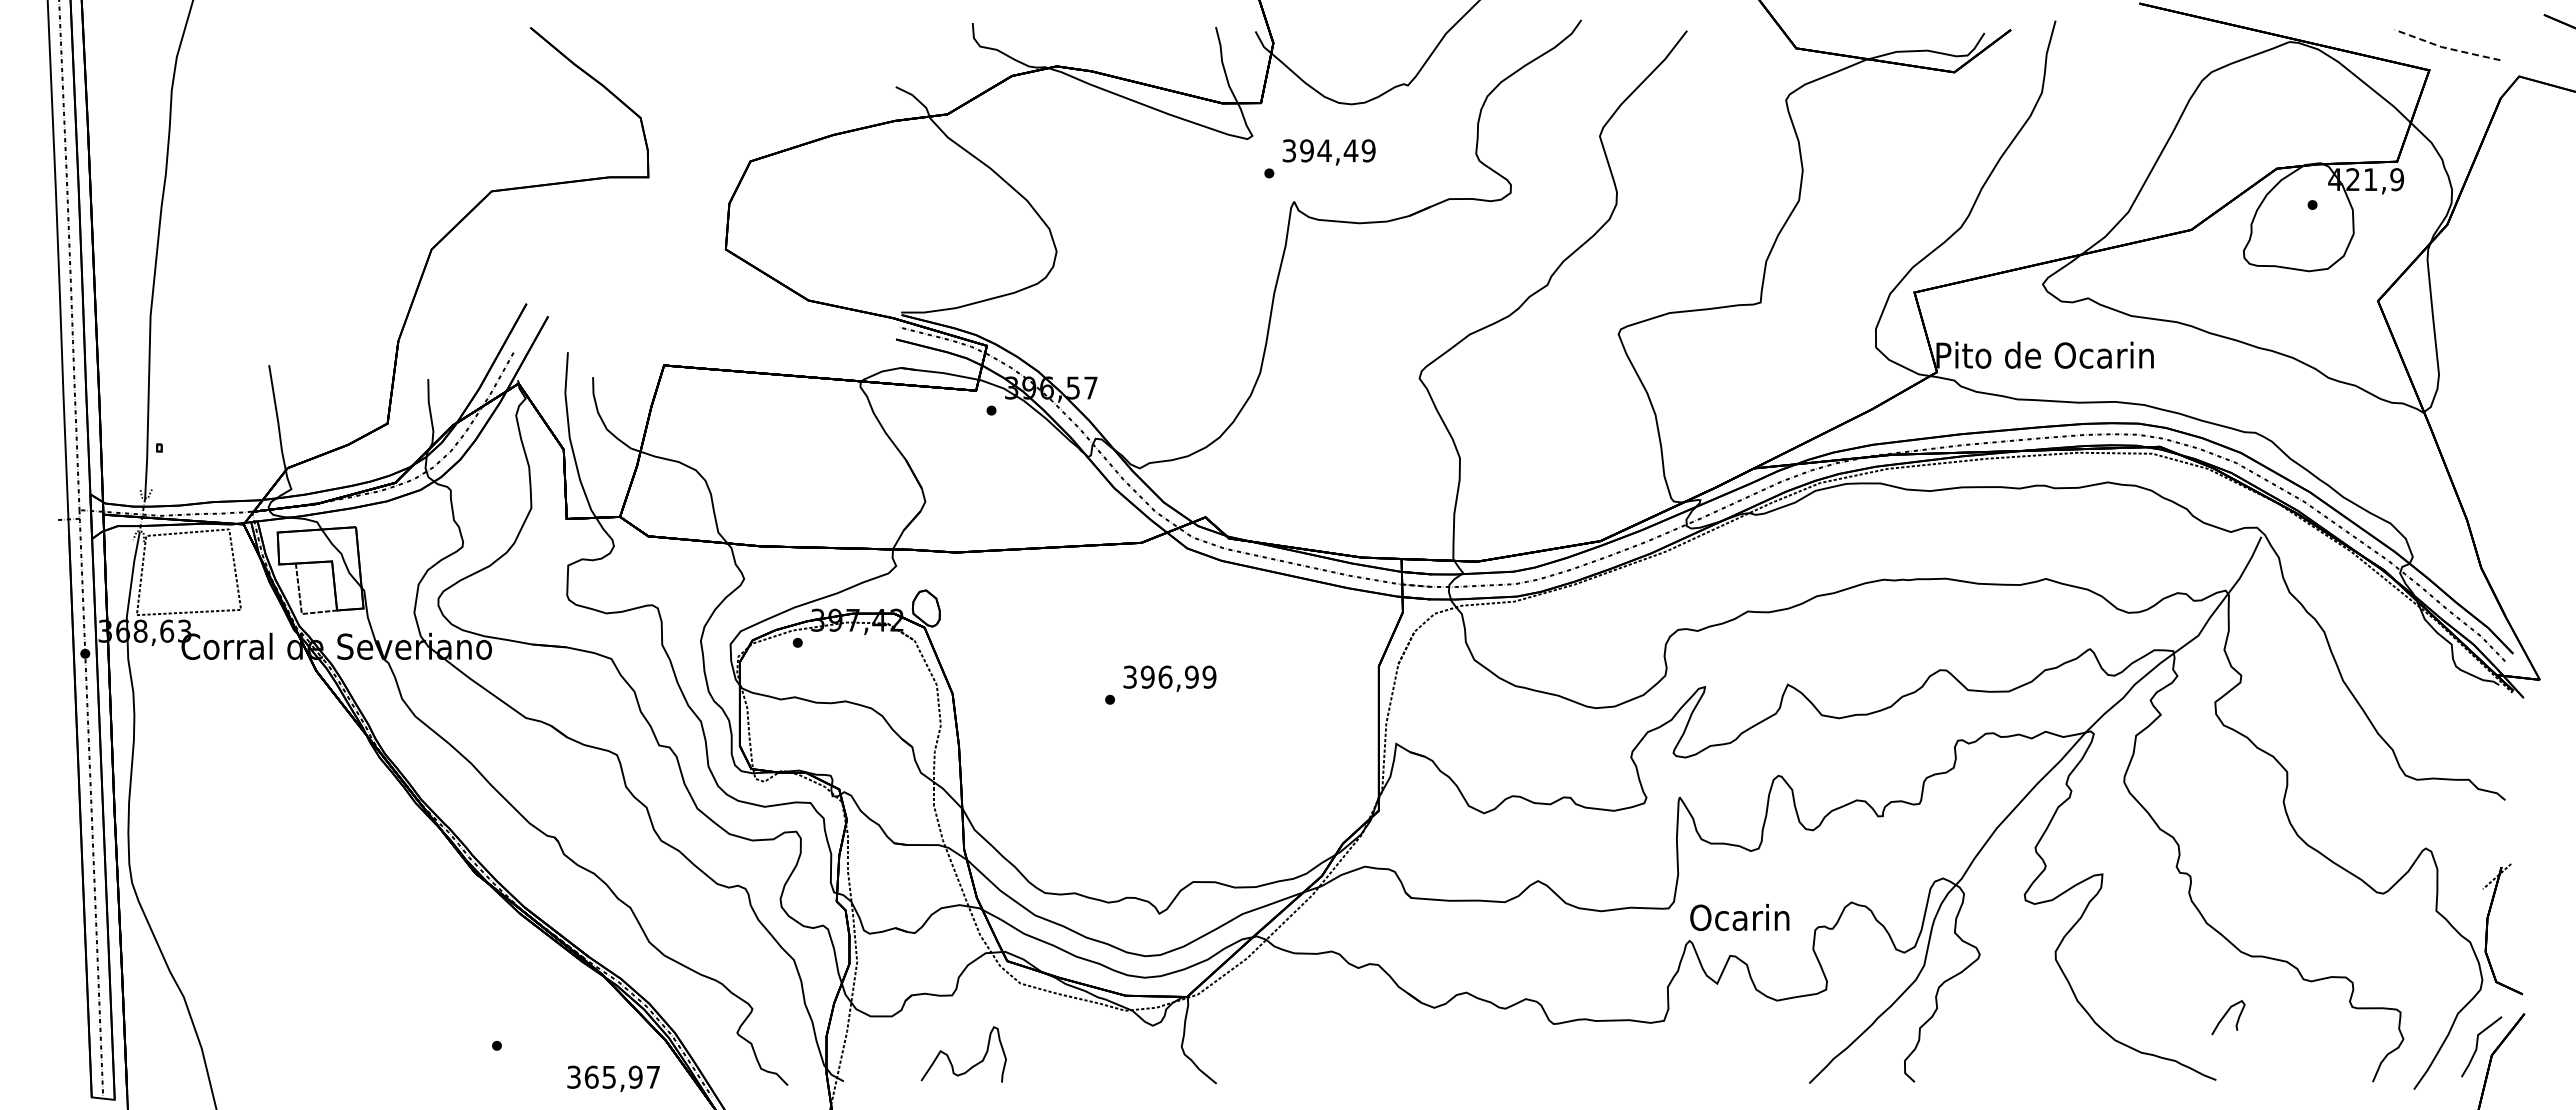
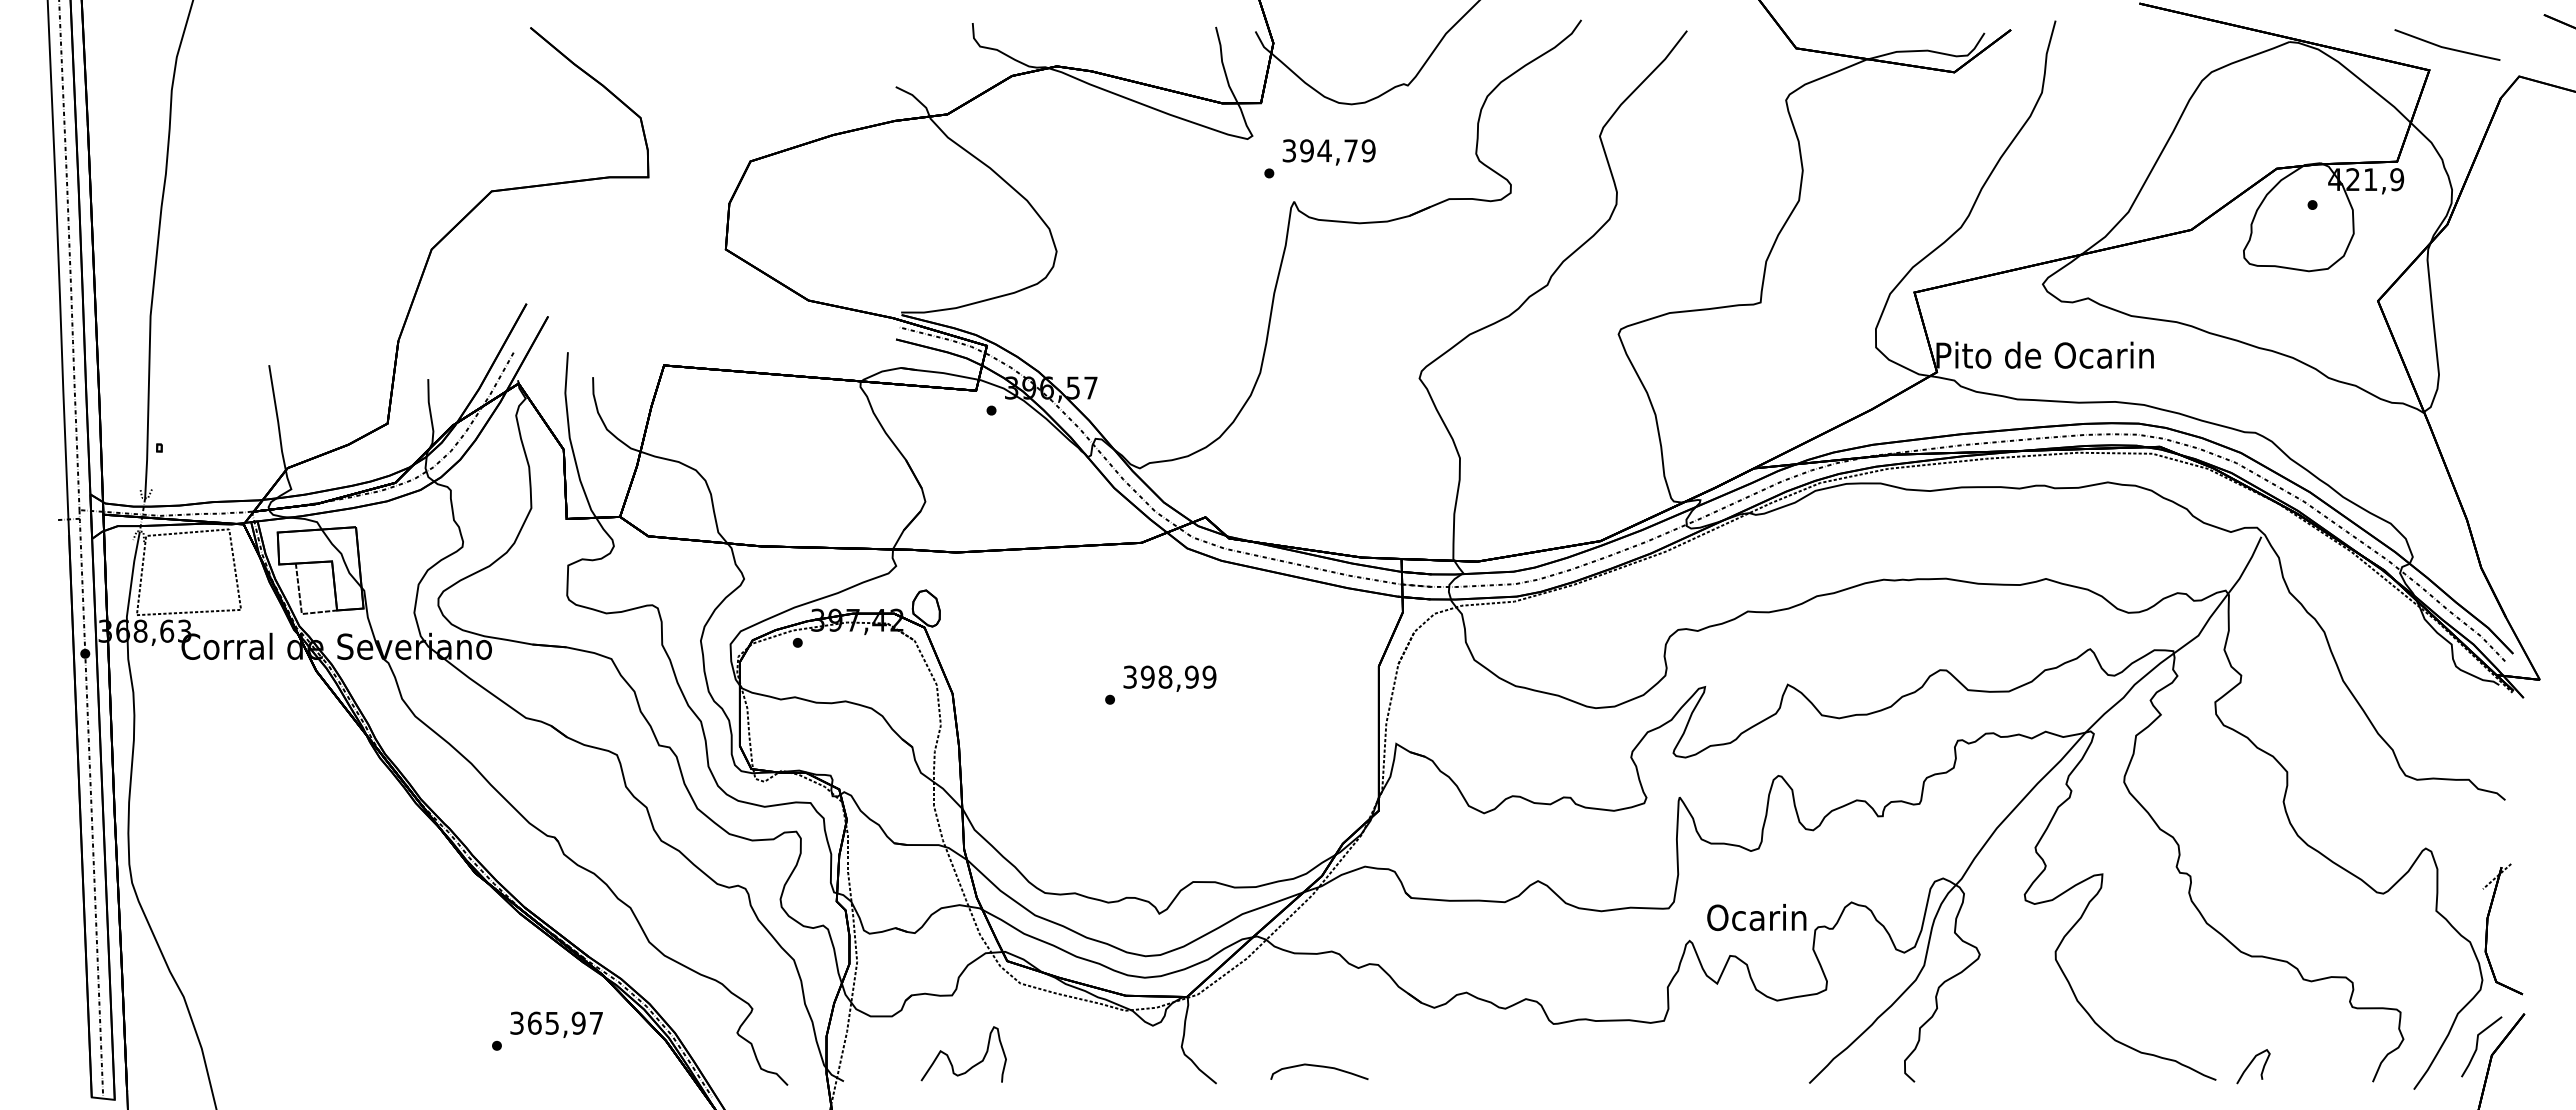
line: dashed -> solid (2446, 48)
text: 394,49 -> 394,79 (1350, 150)
text: 396,99 -> 398,99 (1165, 676)
text position: (1739, 917) -> (1756, 917) (1756, 917)
curve position: (2225, 1016) -> (2250, 1065) (2250, 1065)
curve: none -> present (1319, 1067)
text position: (613, 1078) -> (556, 1024) (556, 1024)
